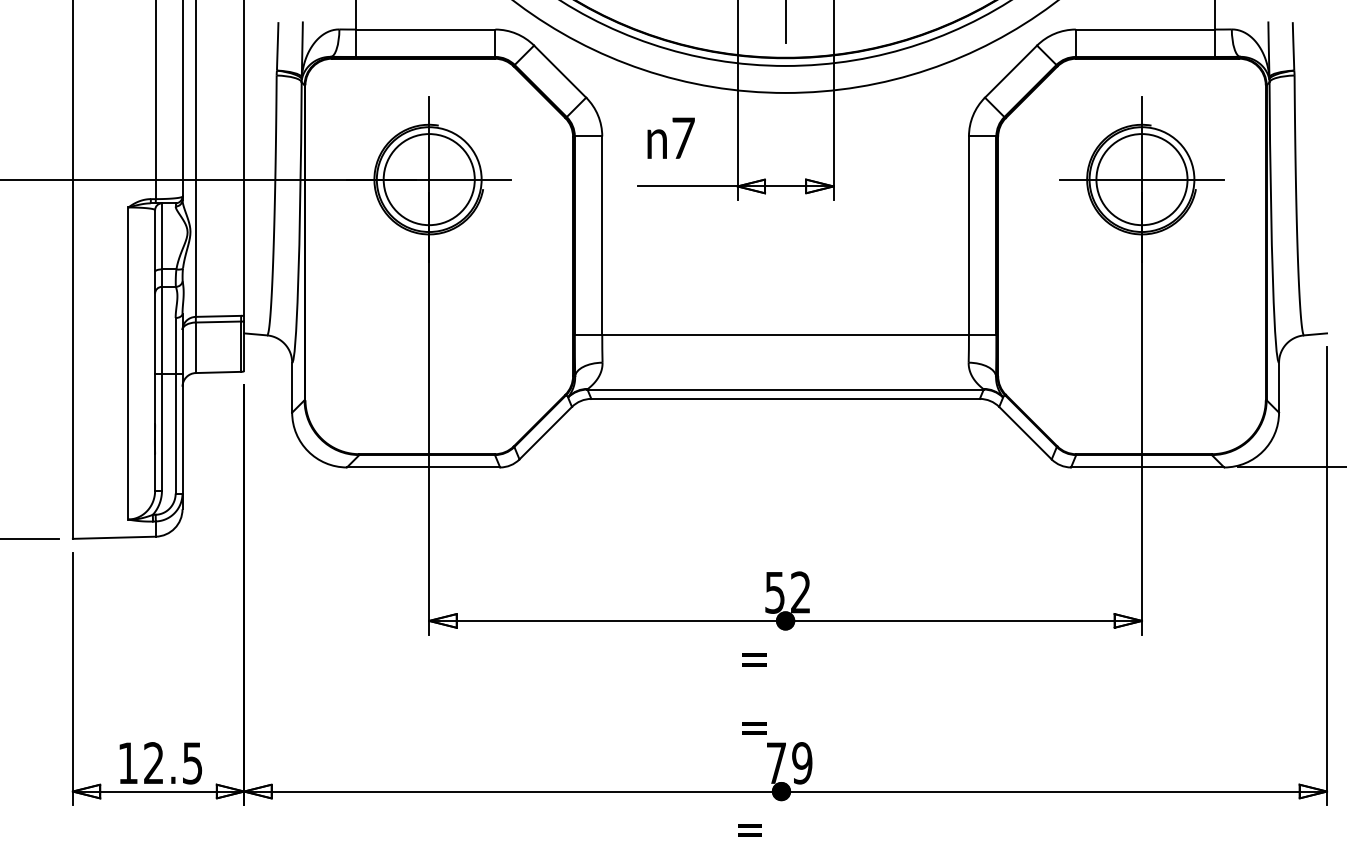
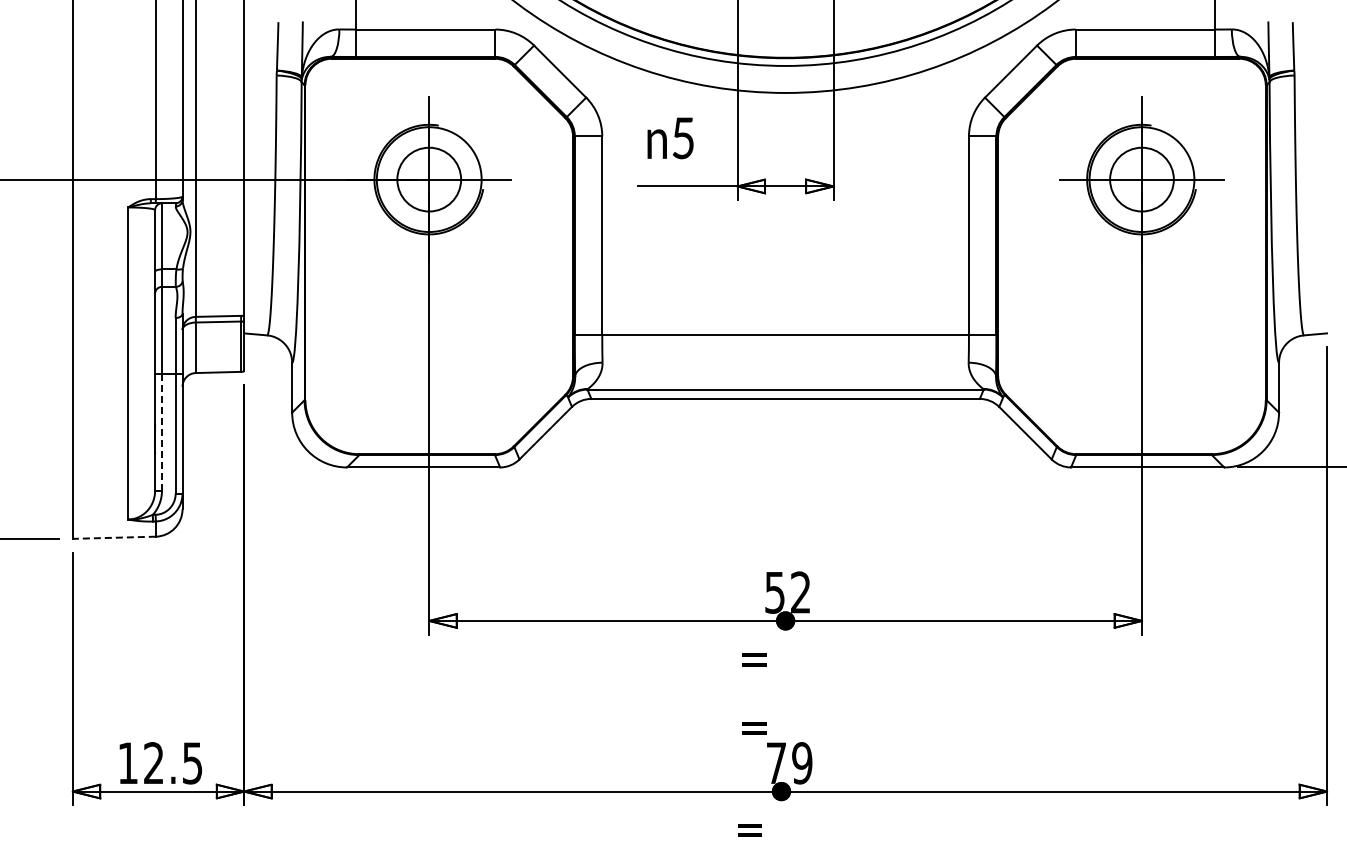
line: present -> none (785, 22)
text: 7 -> 5 (683, 138)
circle diameter: 91 px -> 64 px (429, 179)
circle diameter: 91 px -> 64 px (1141, 179)
line: solid -> dashed (161, 432)
line: solid -> dashed (113, 537)
